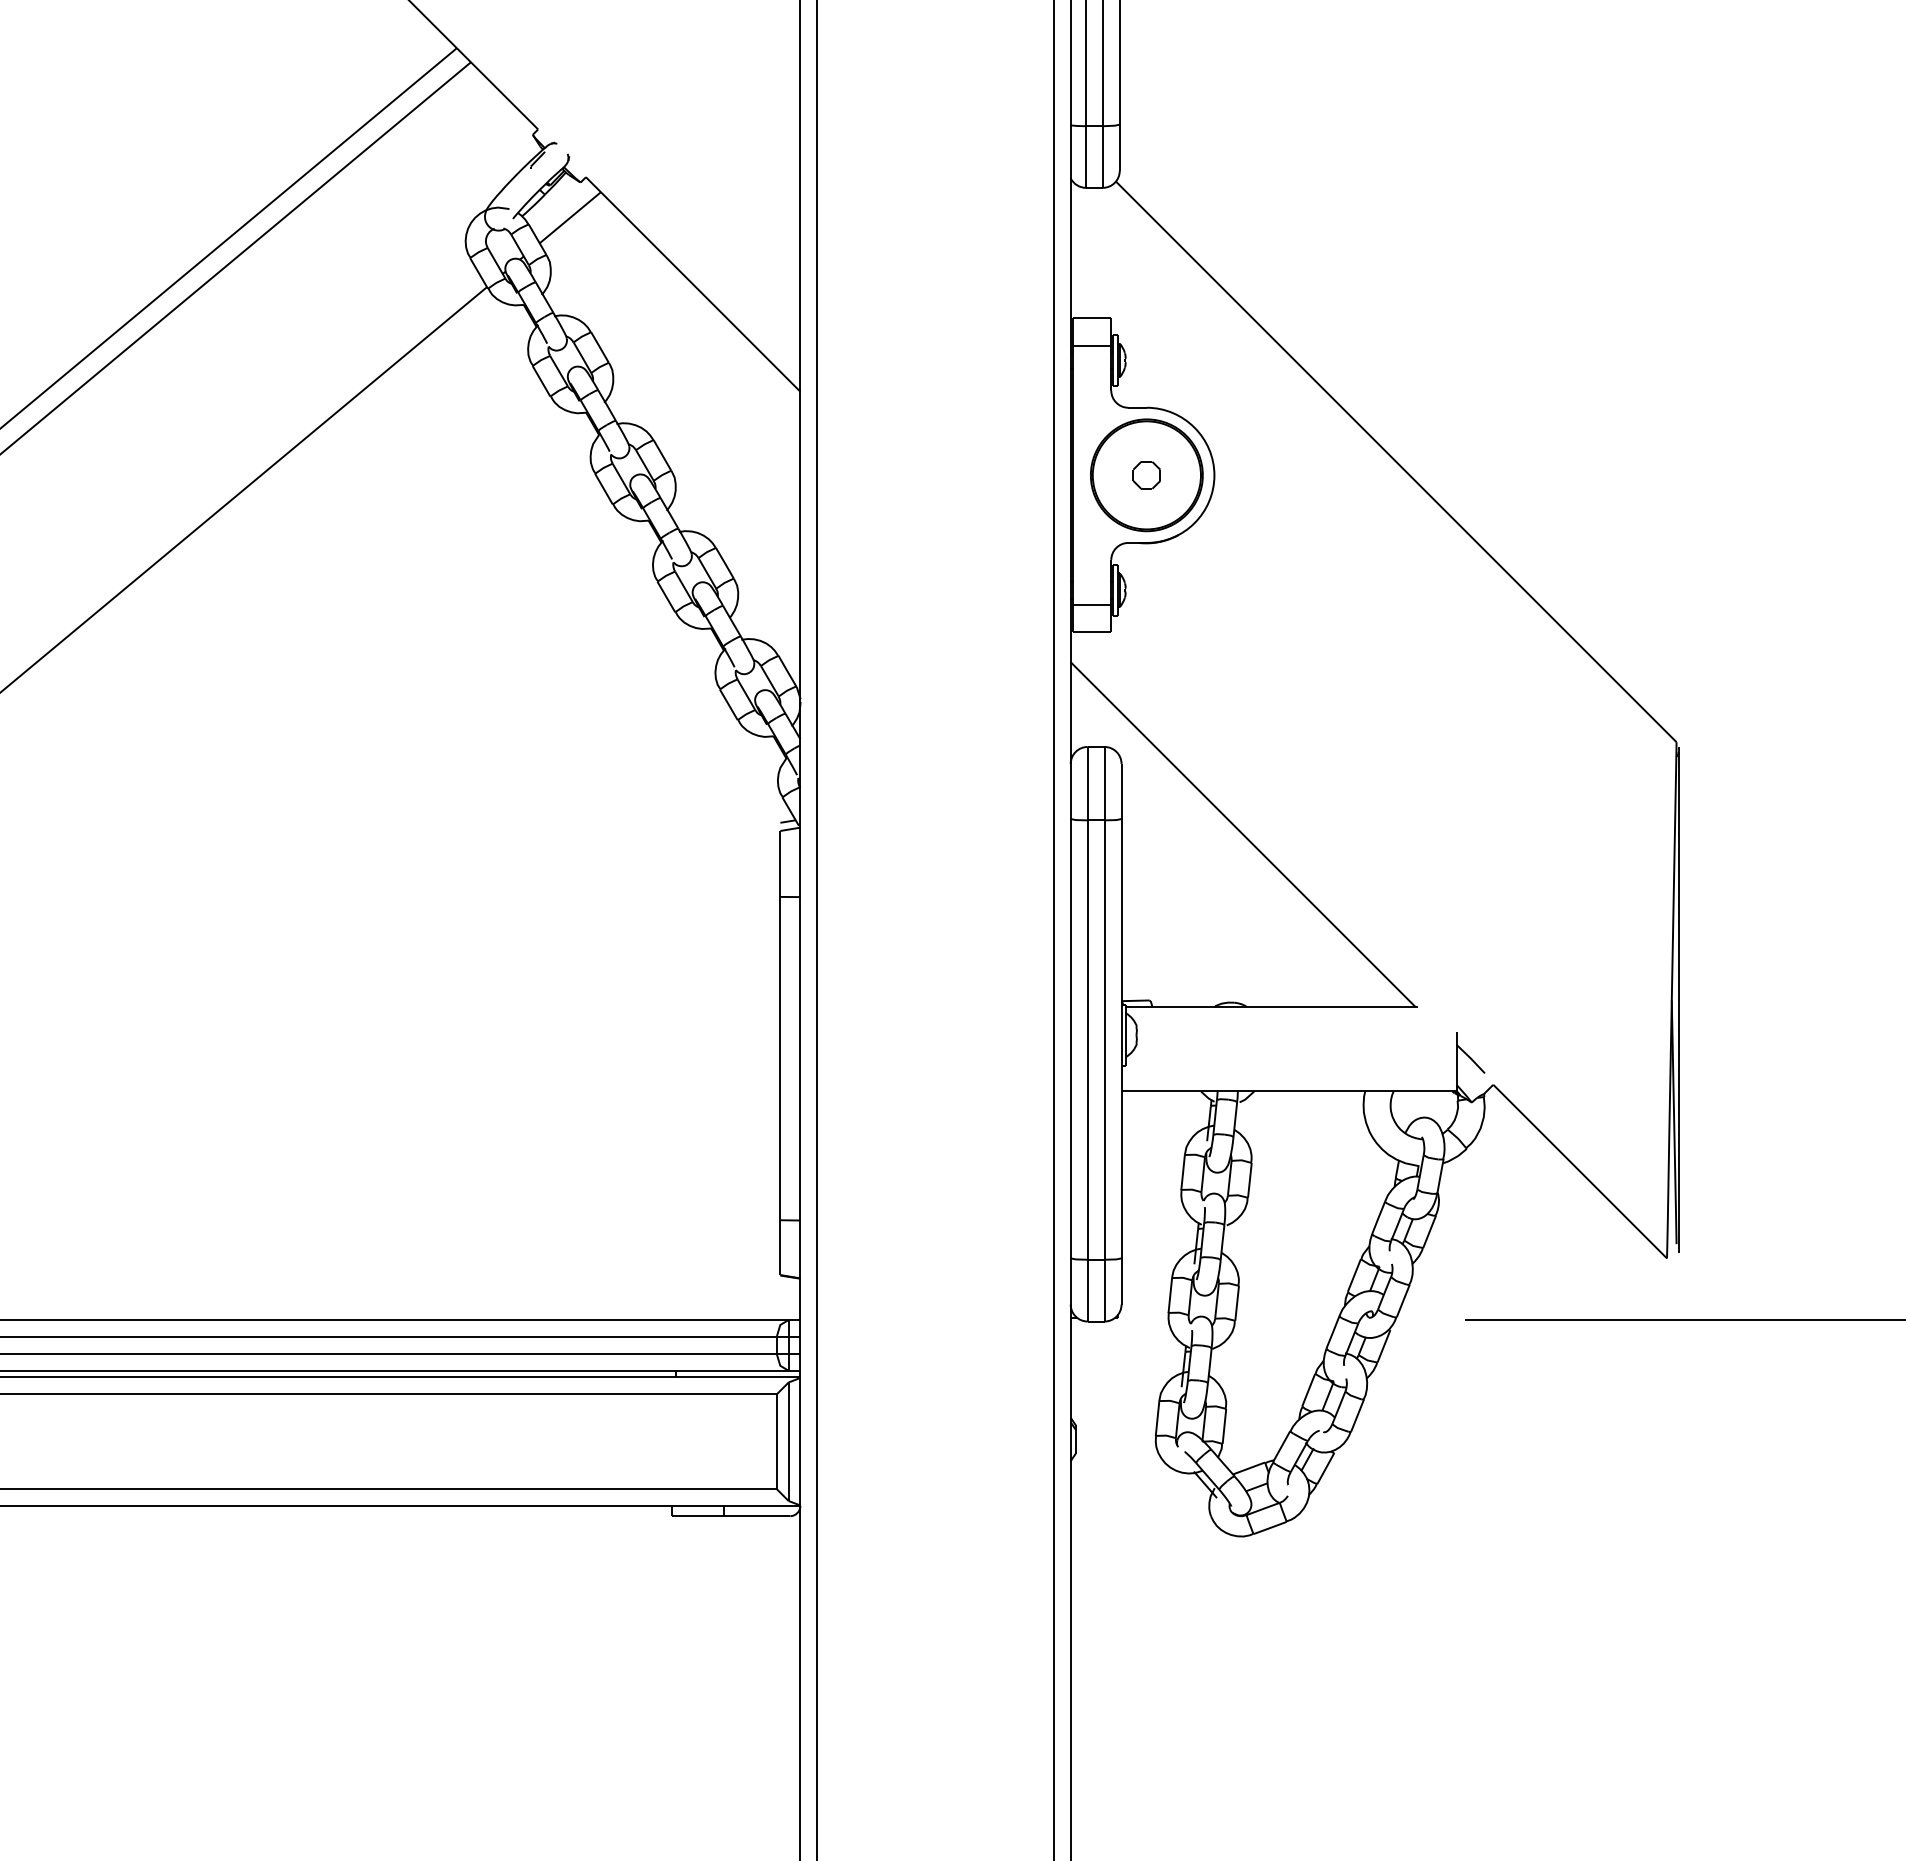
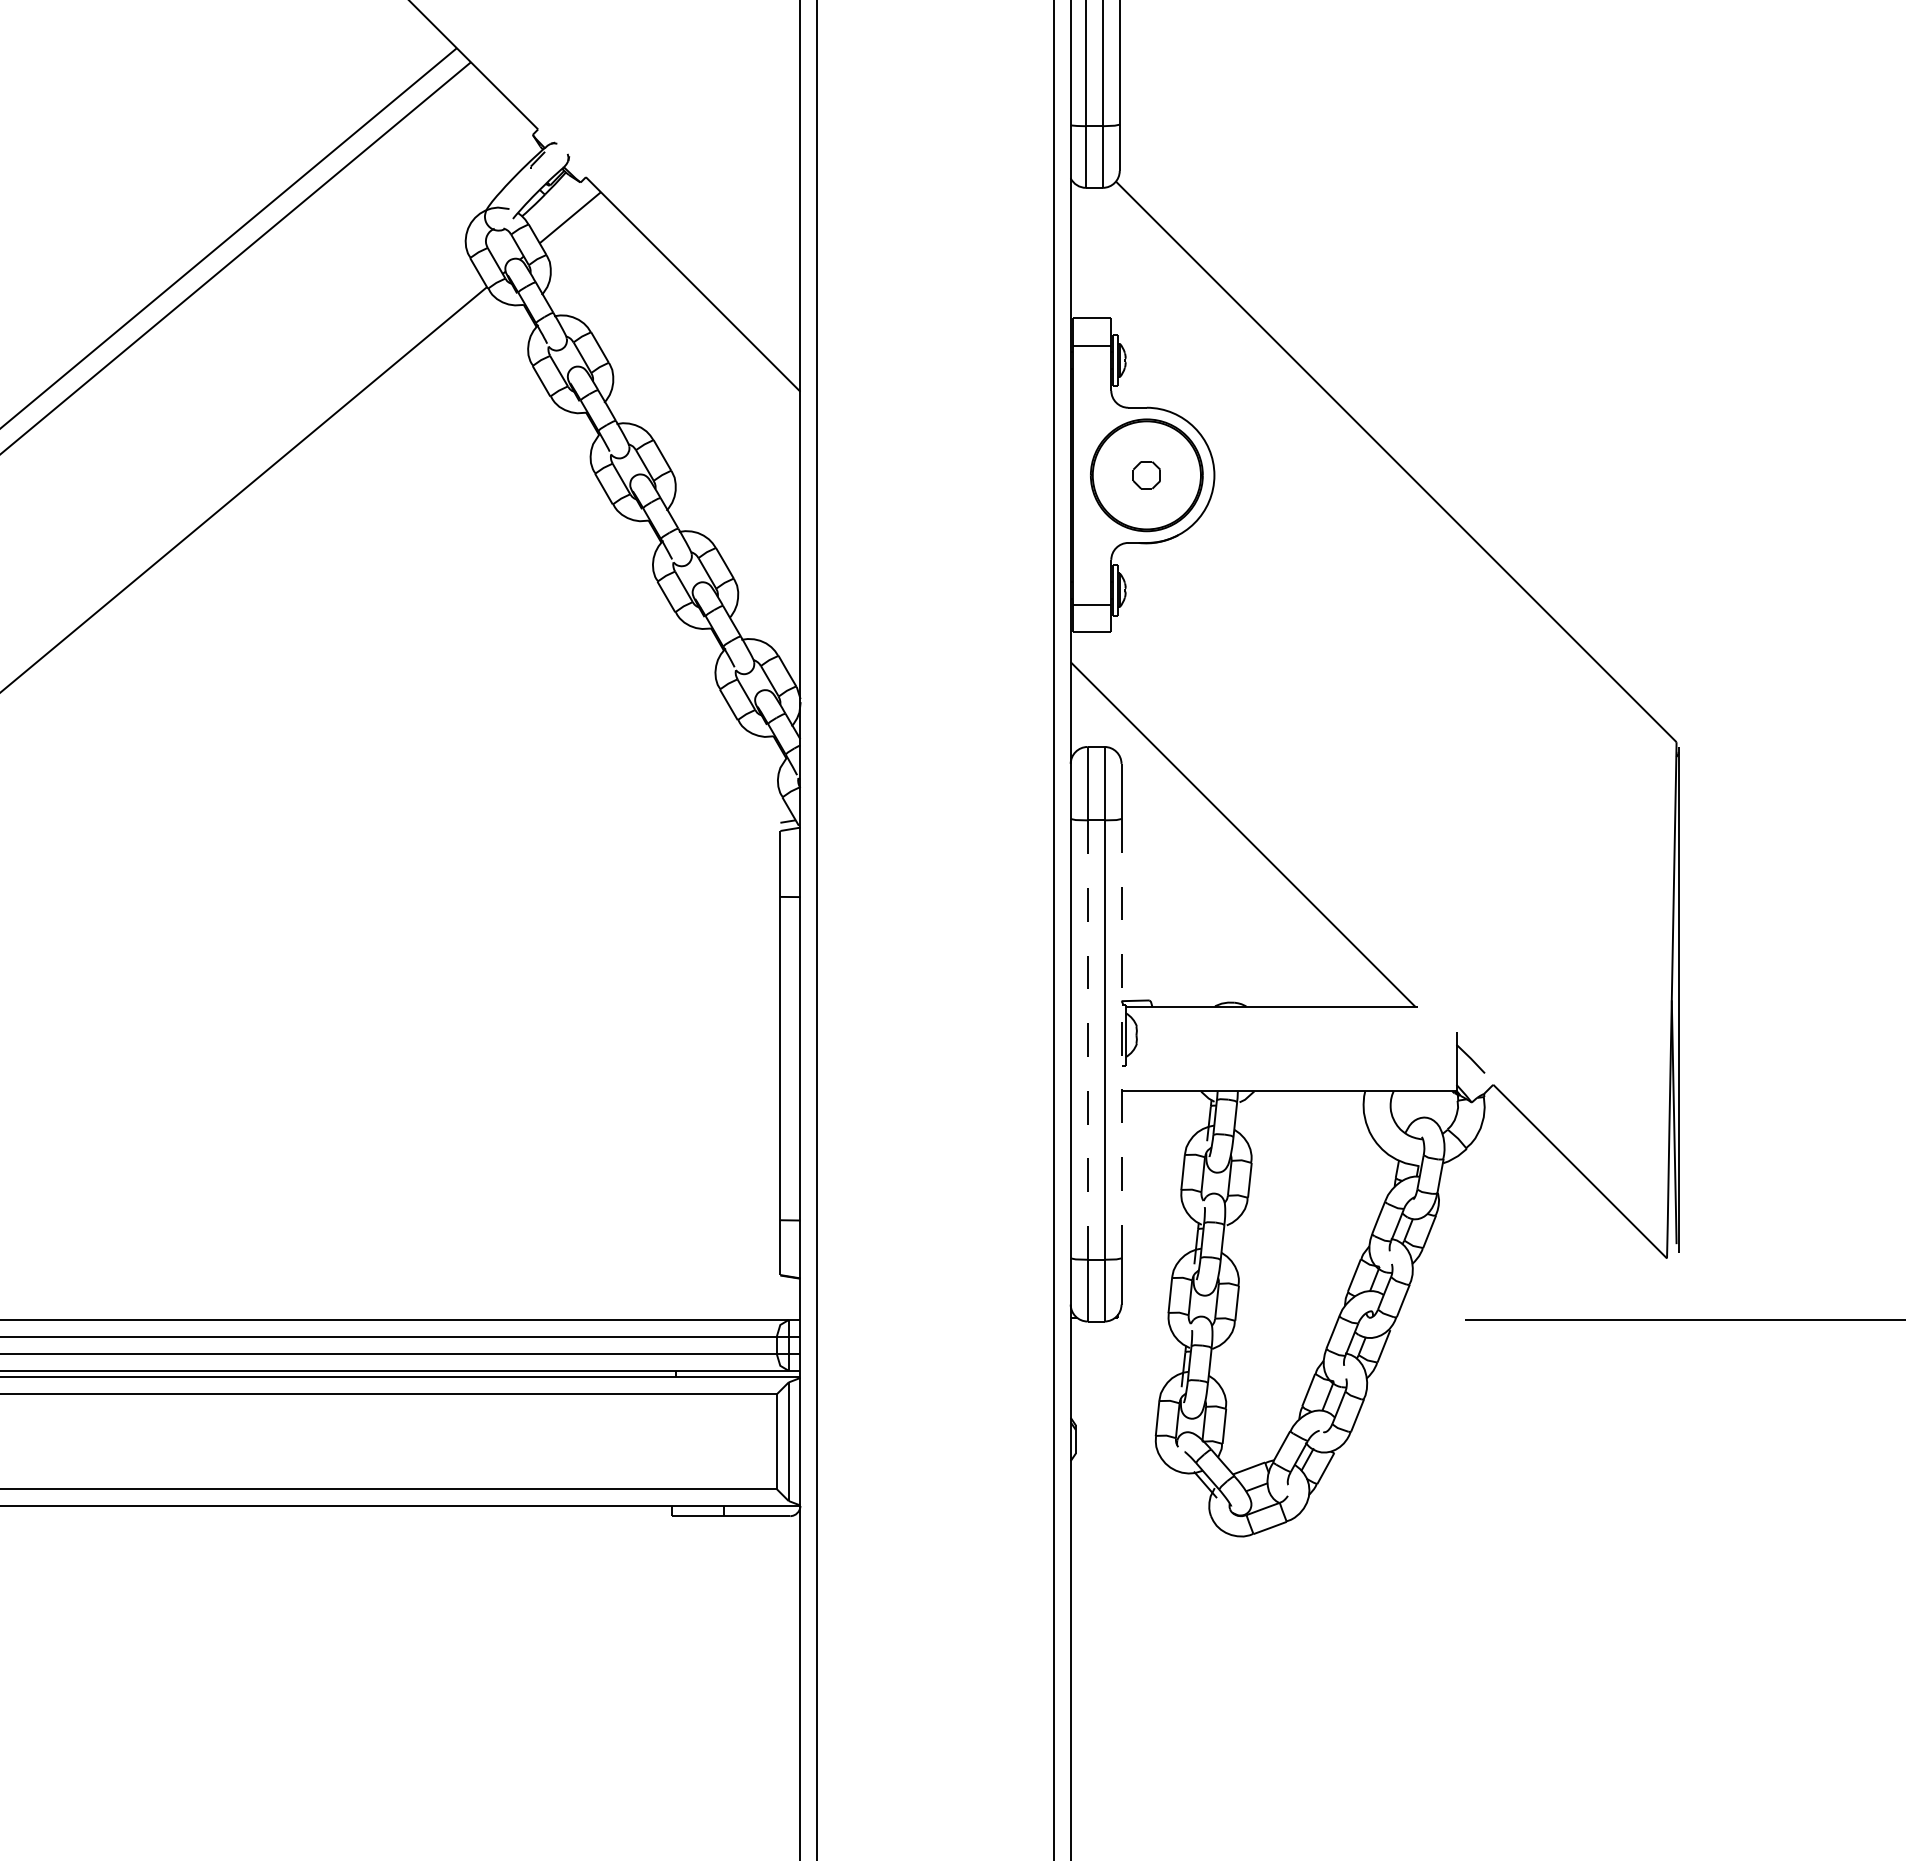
line: solid -> dashed (1121, 1038)
line: solid -> dashed (1087, 1040)
